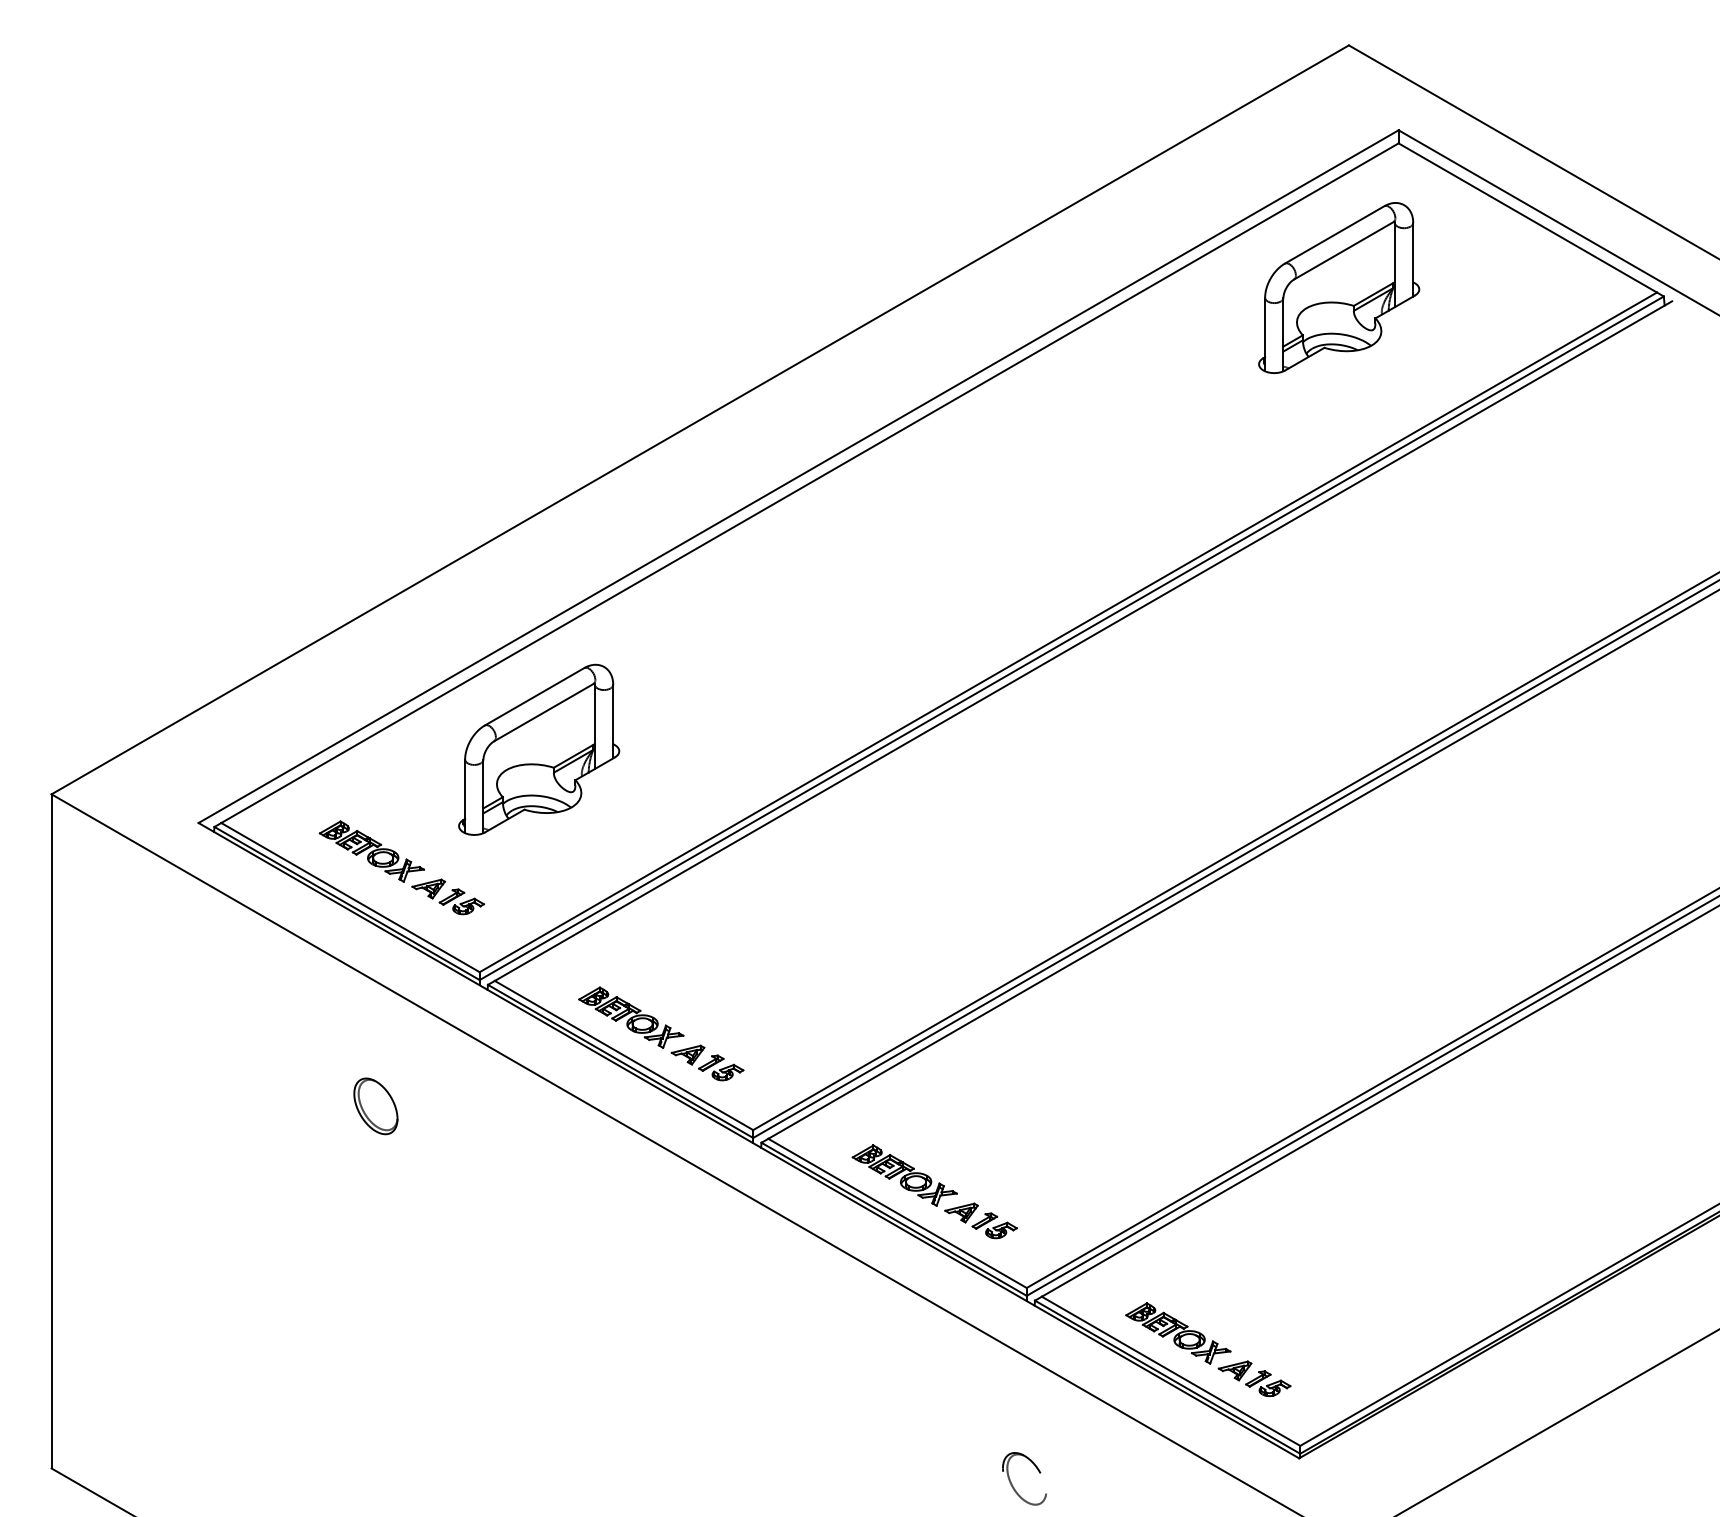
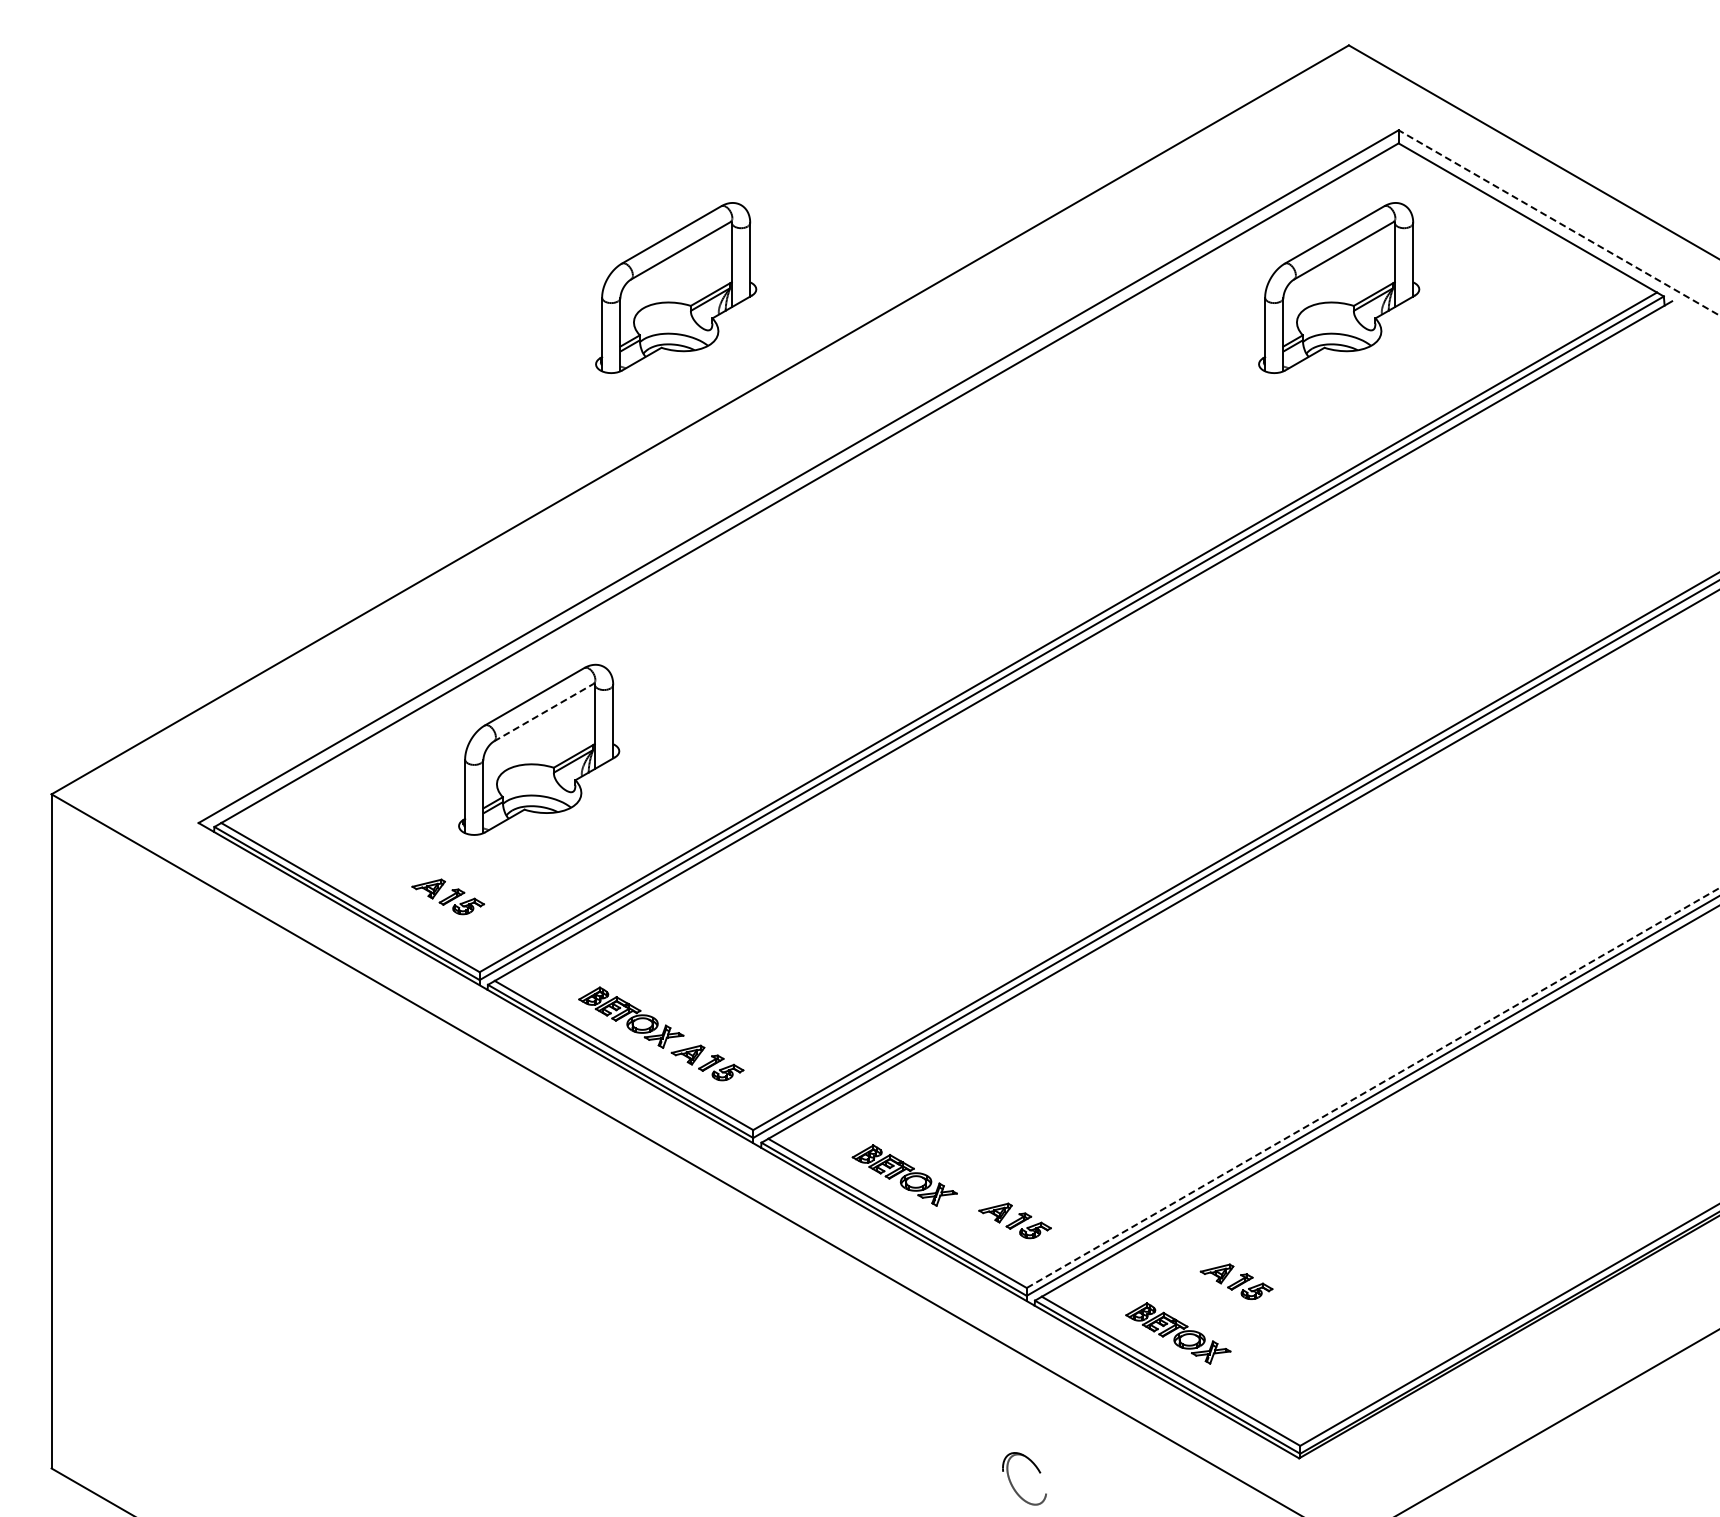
line: solid -> dashed (1558, 222)
part: none -> present (676, 287)
line: solid -> dashed (544, 712)
part: present -> none (371, 851)
line: solid -> dashed (1373, 1088)
part: present -> none (375, 1106)
part position: (980, 1220) -> (1014, 1220) (1014, 1220)
part position: (1254, 1378) -> (1236, 1281) (1236, 1281)
